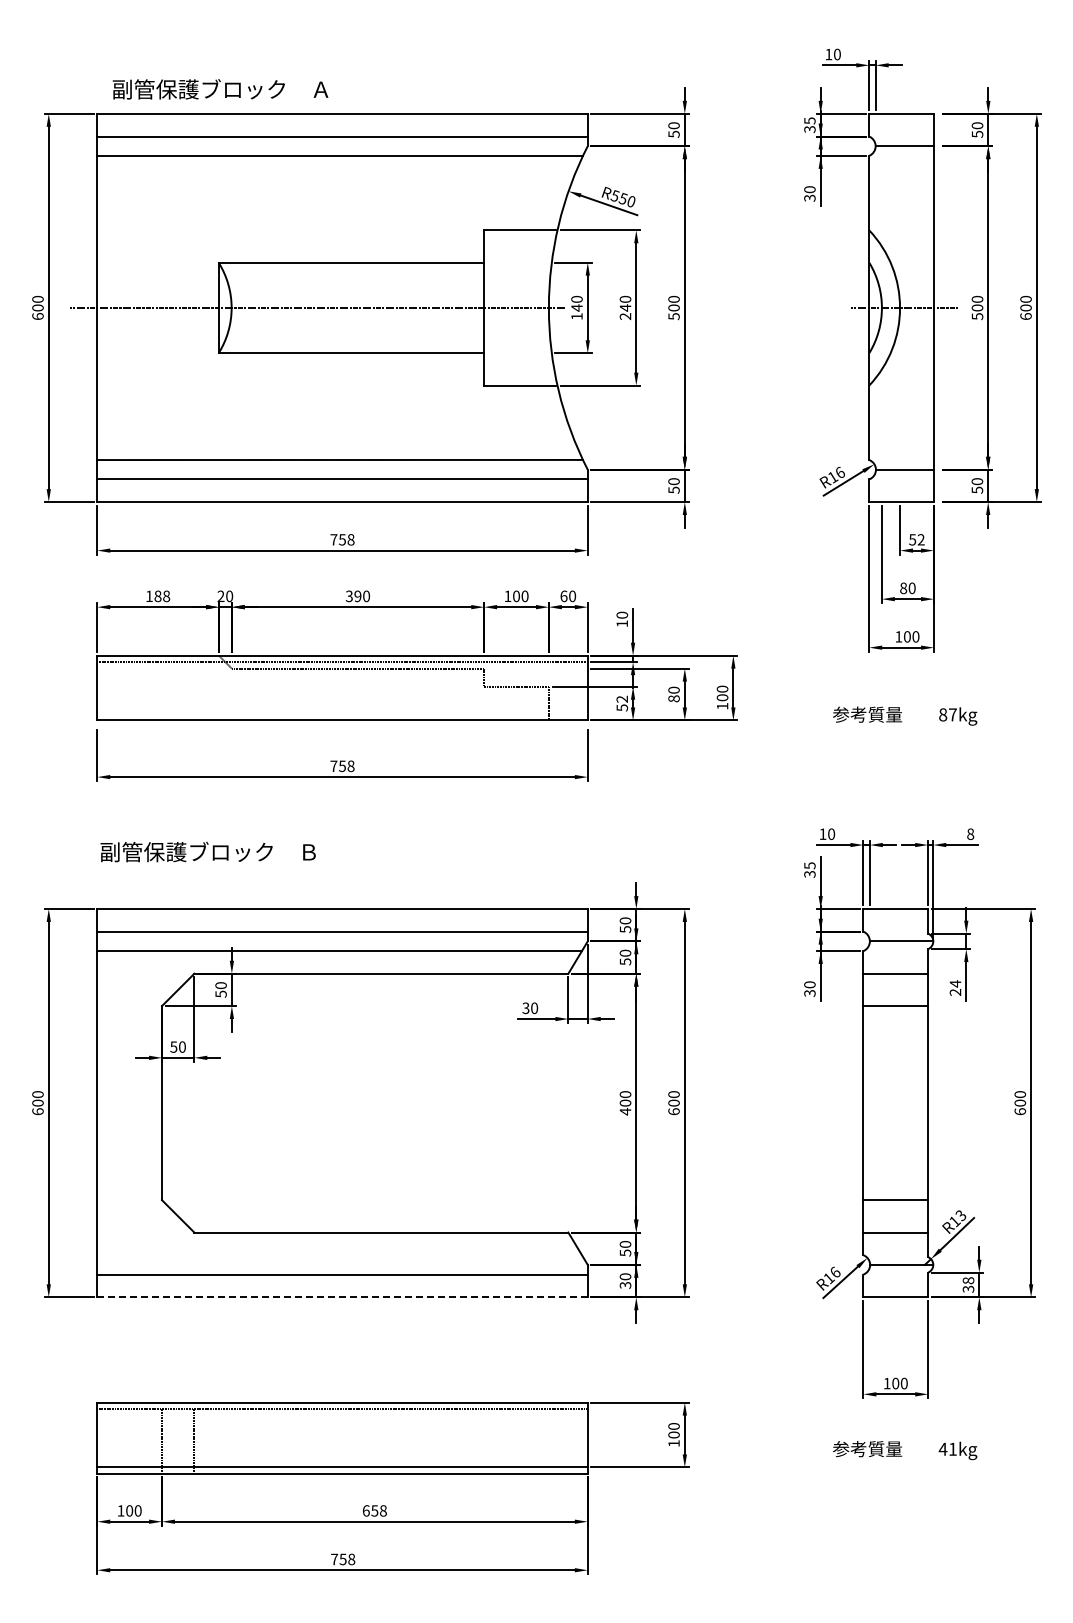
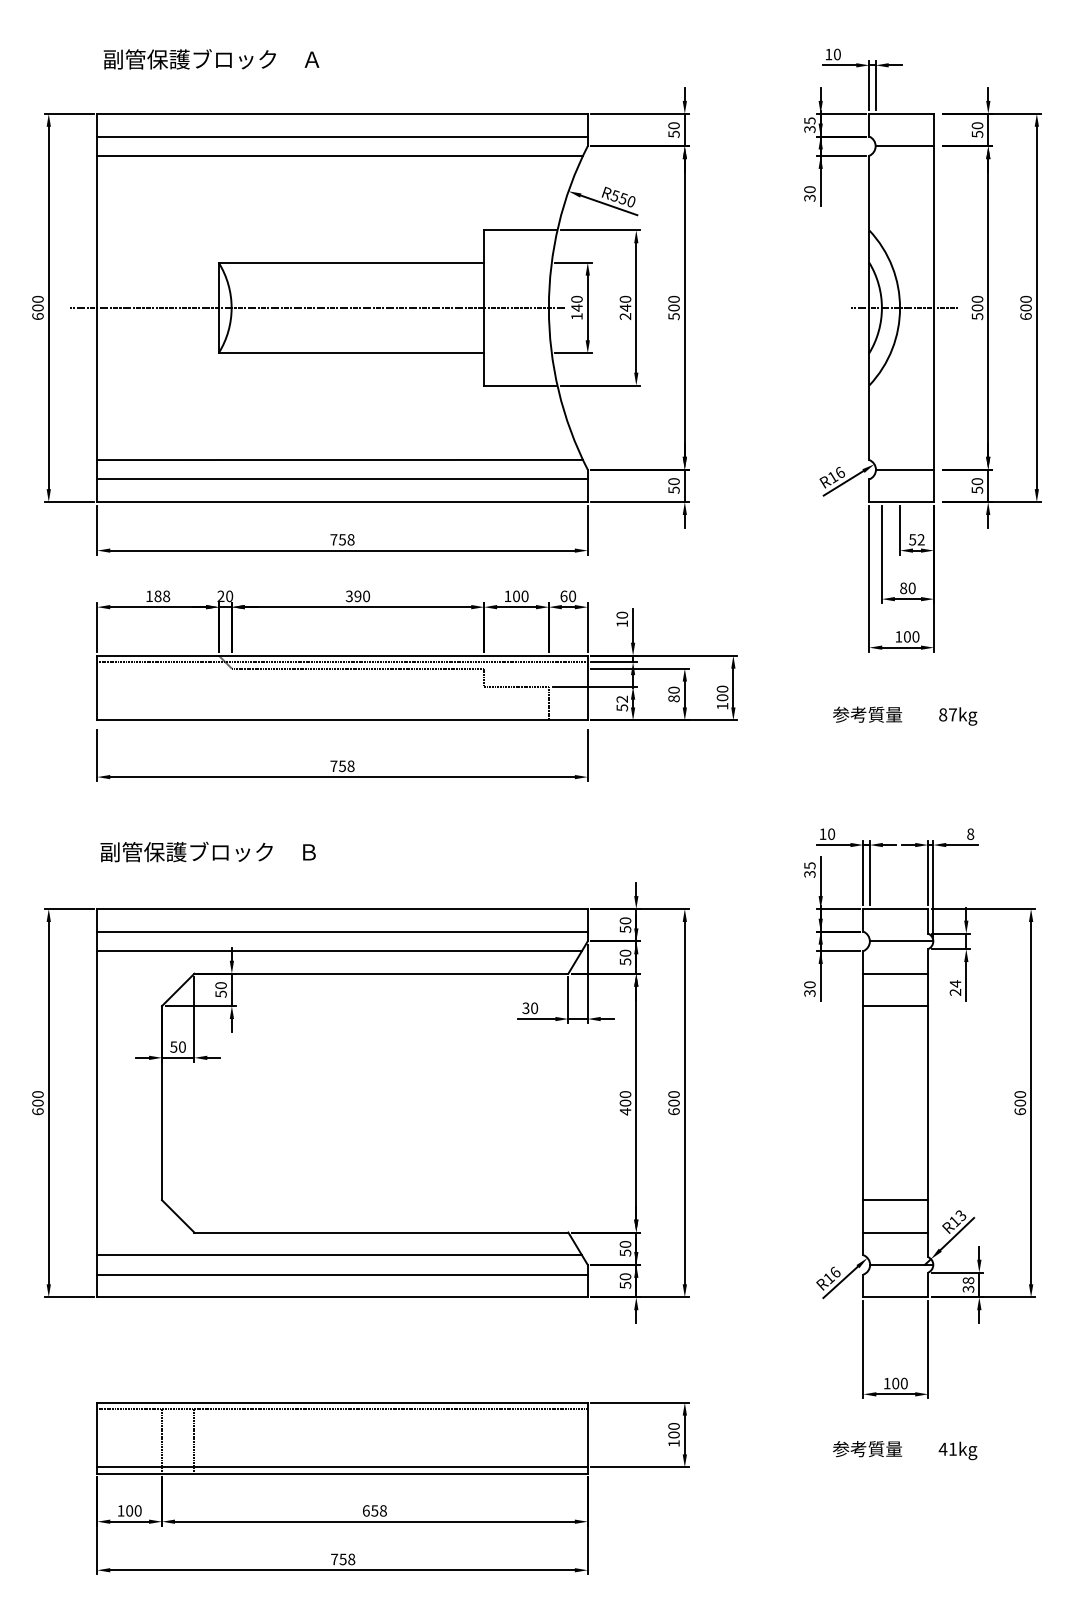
text position: (220, 89) -> (211, 59) (211, 59)
line: none -> present (339, 1255)
text: 30 -> 50 (624, 1285)
line: dashed -> solid (343, 1297)
